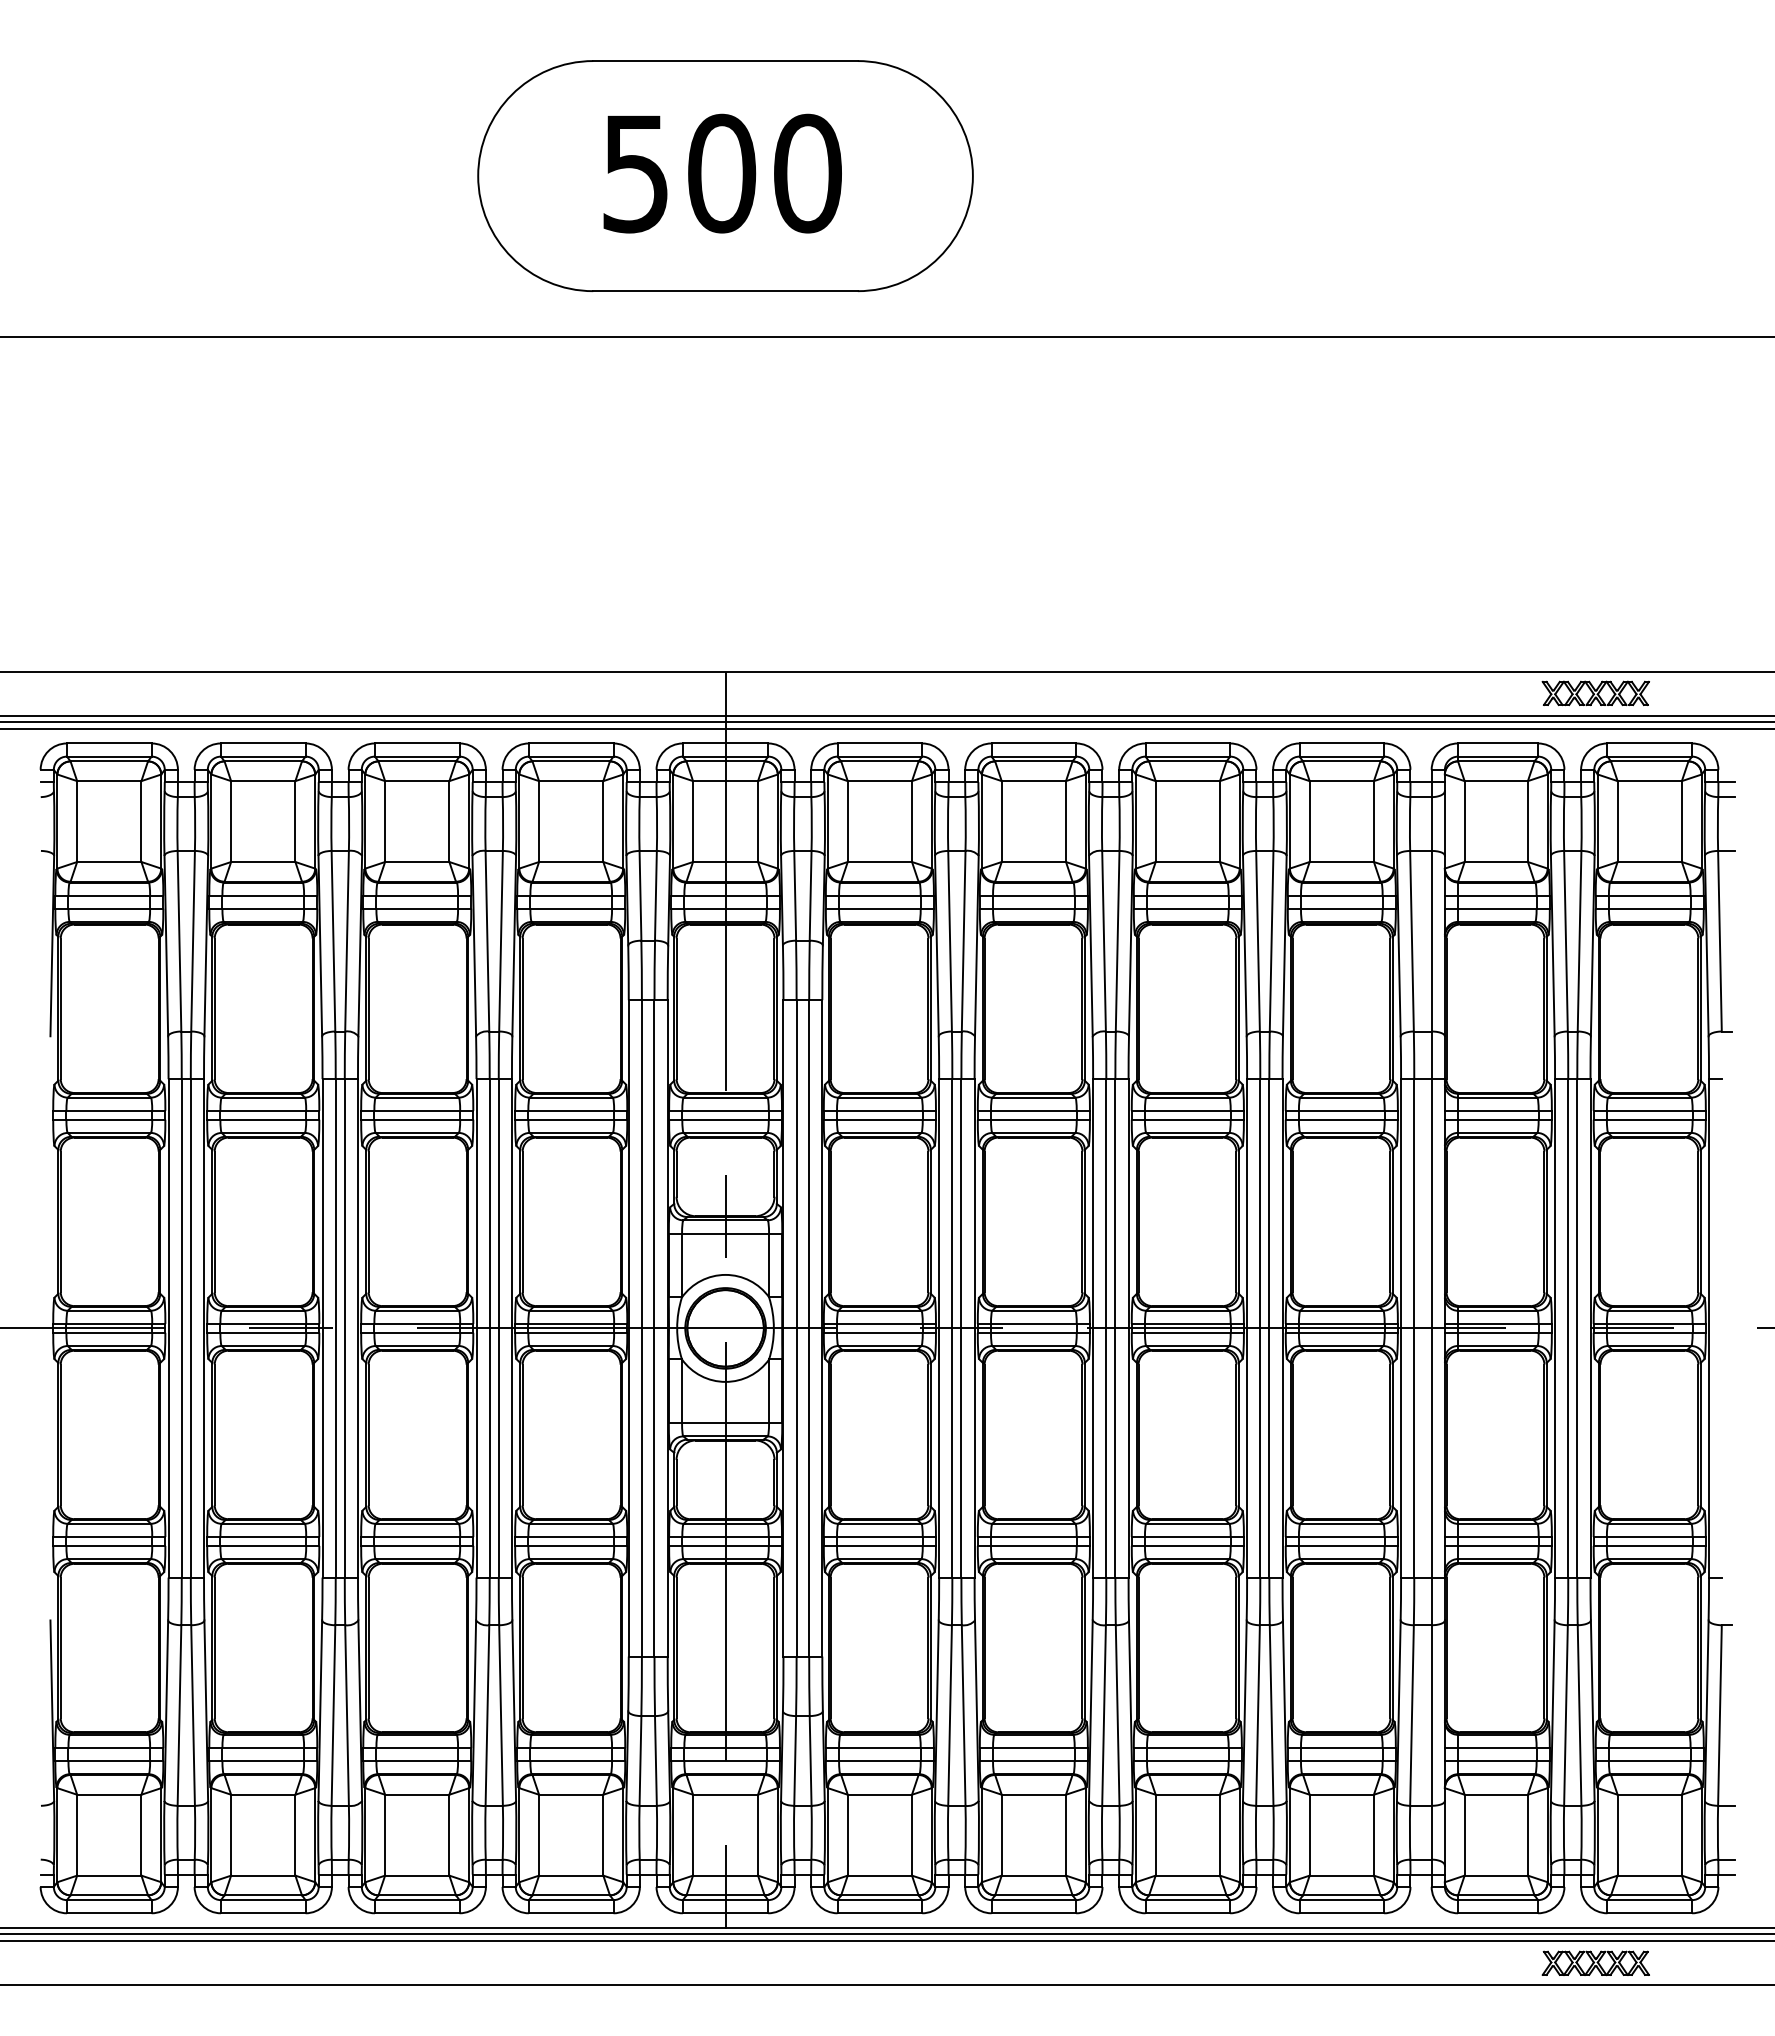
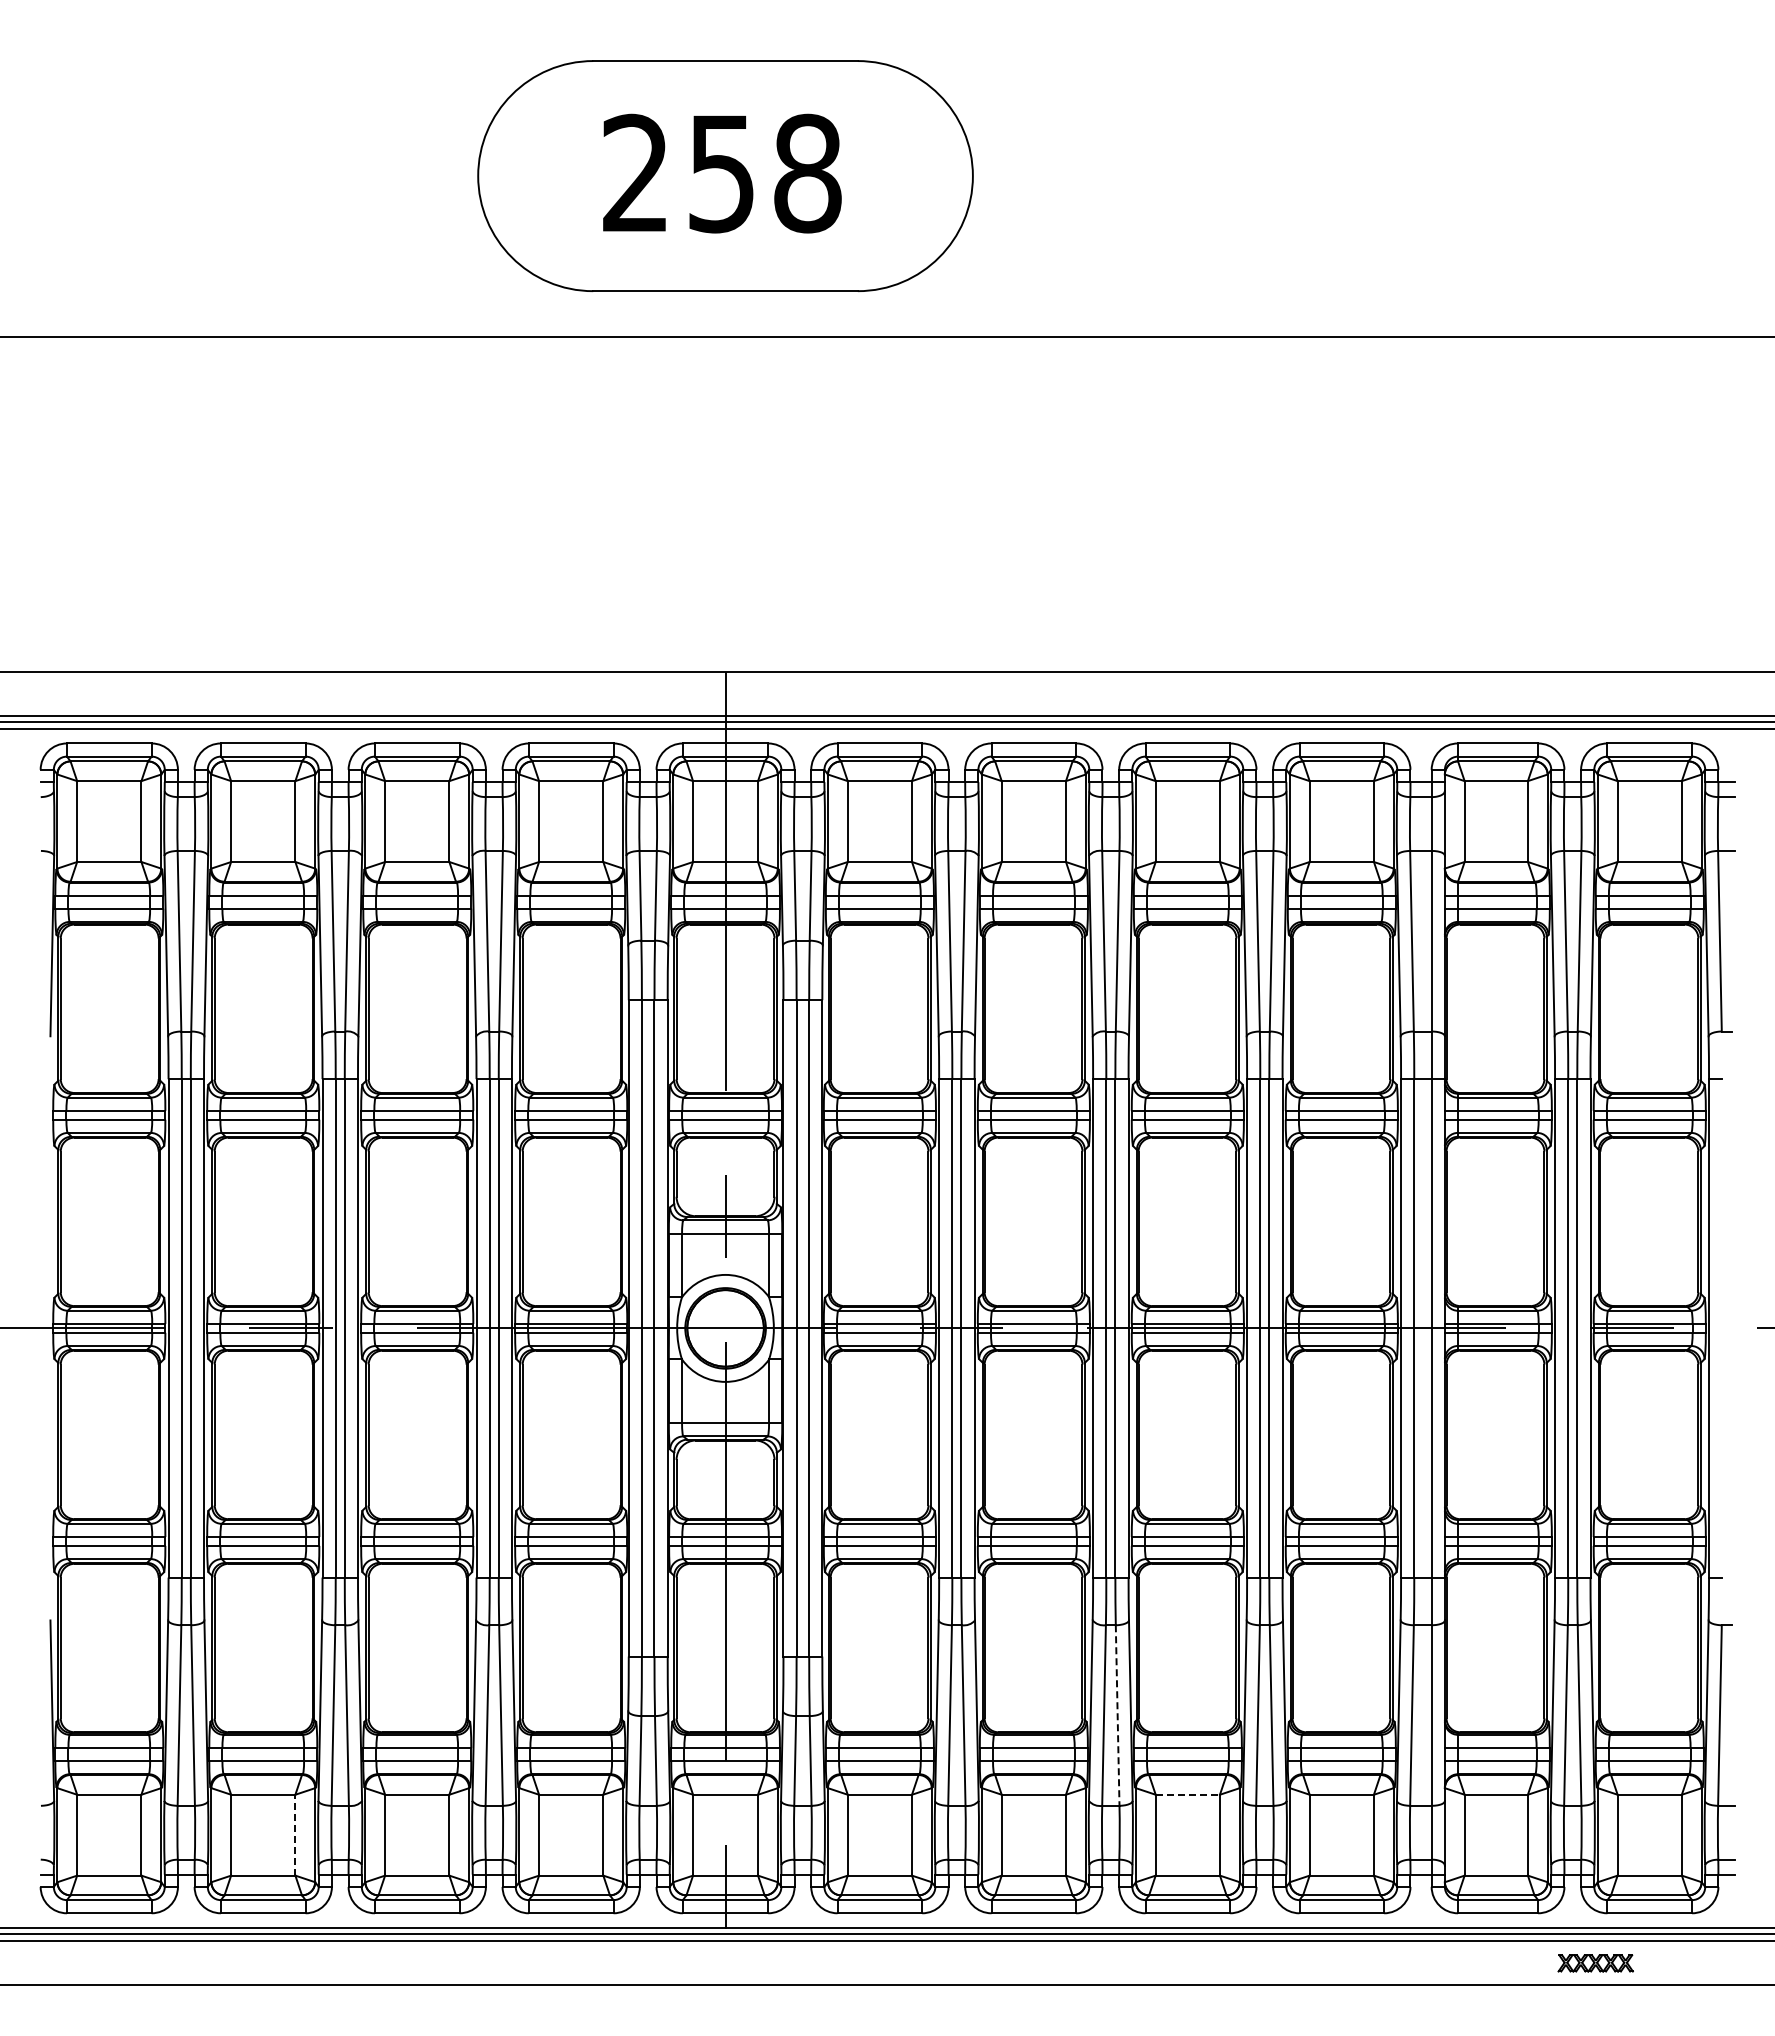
text: 500 -> 258 (722, 173)
part: present -> none (1595, 692)
line: solid -> dashed (1117, 1716)
line: solid -> dashed (1188, 1794)
line: solid -> dashed (295, 1834)
part size: 109x27 px -> 77x19 px (1595, 1963)
